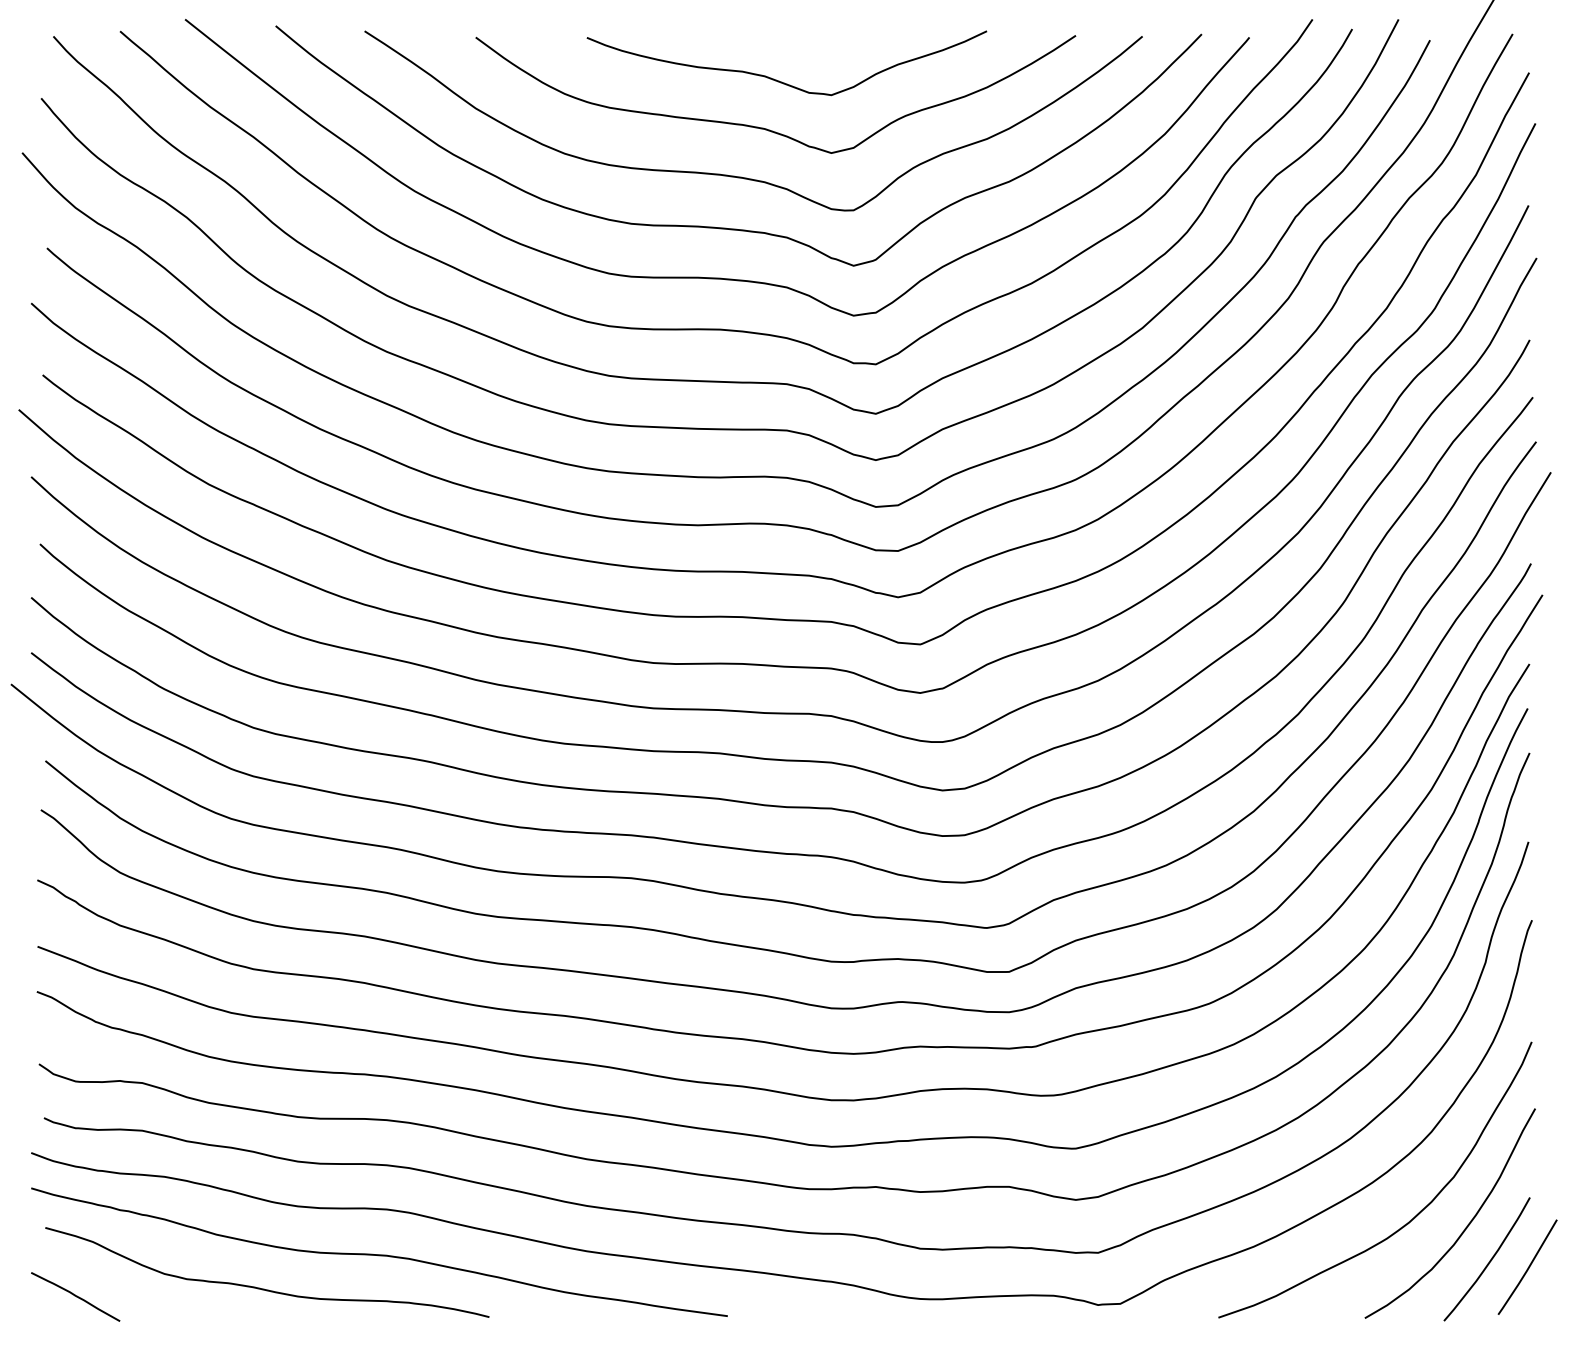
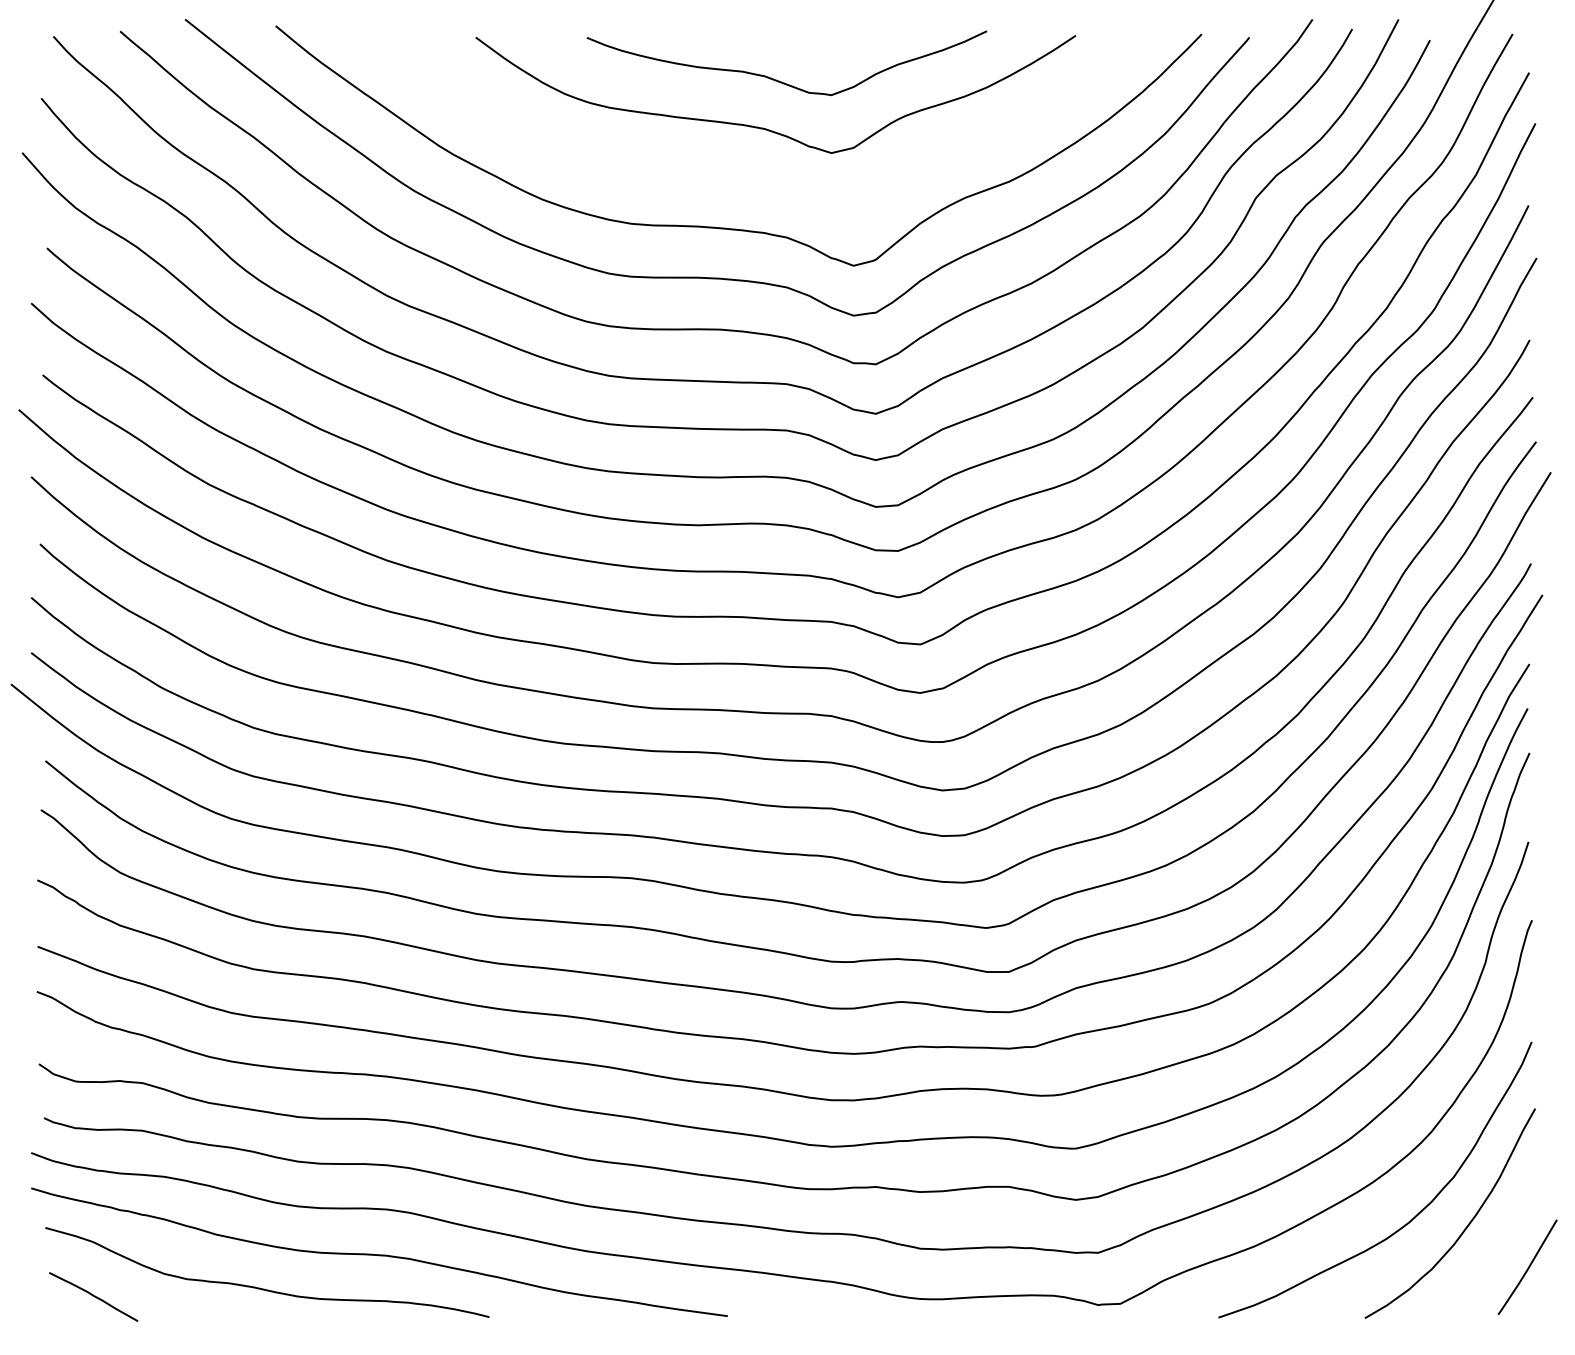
curve: present -> none (741, 176)
curve: present -> none (1489, 1260)
curve position: (75, 1296) -> (93, 1296) (93, 1296)
